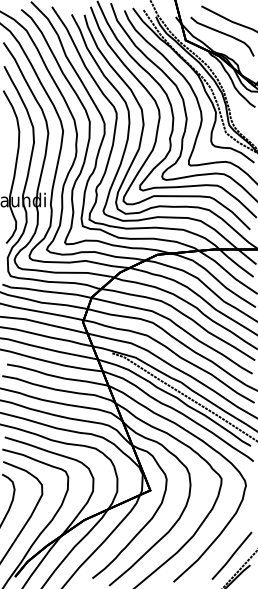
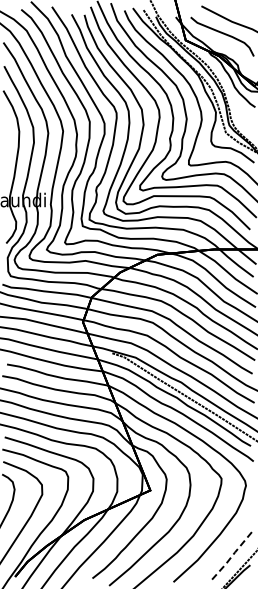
line: solid -> dashed (232, 556)
